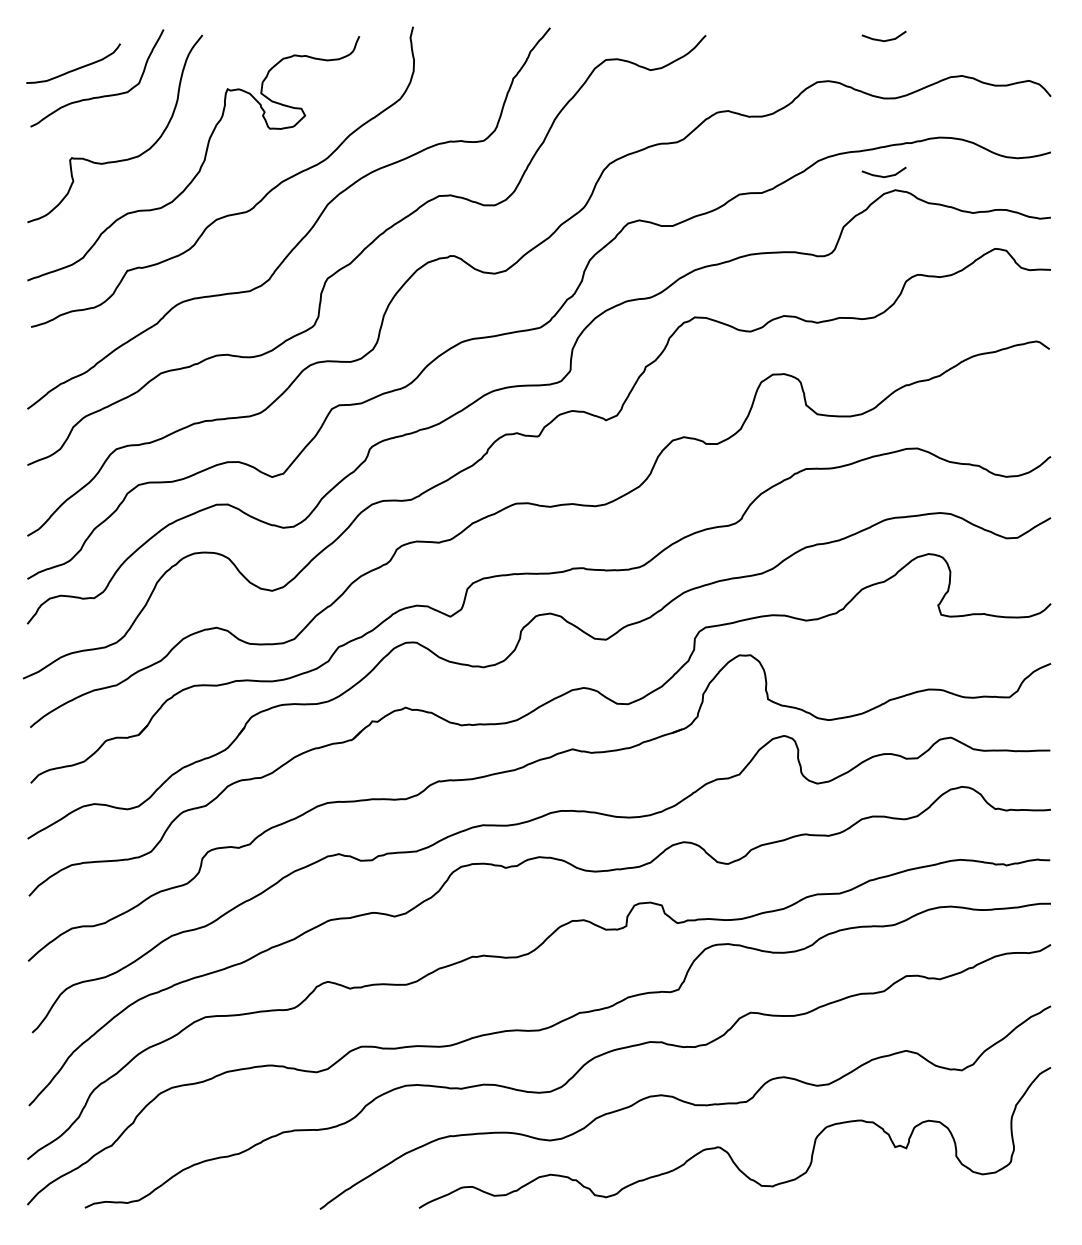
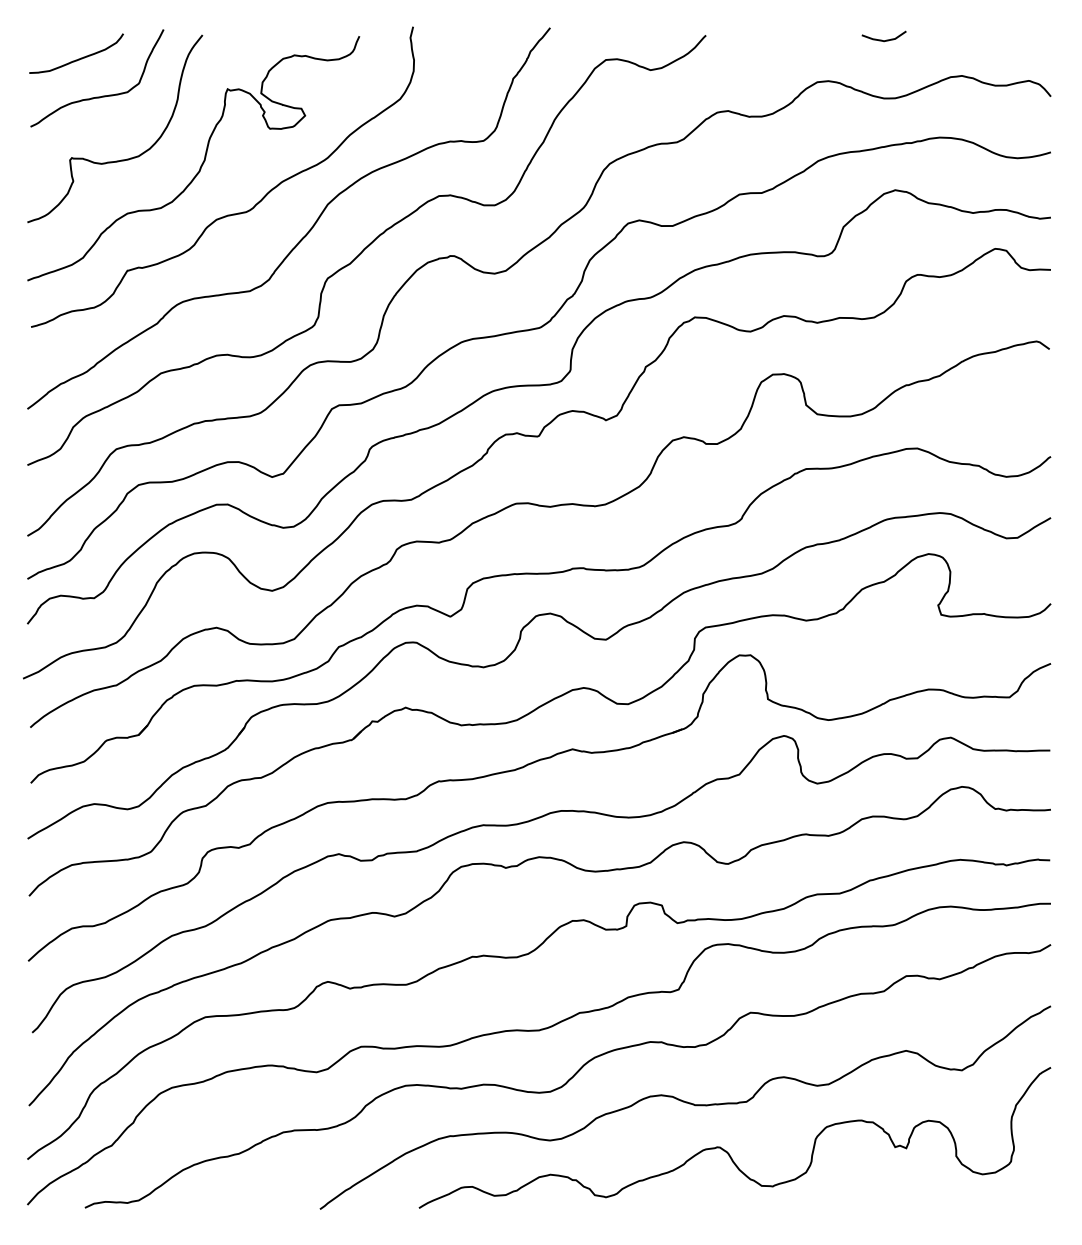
curve position: (75, 68) -> (78, 58) (78, 58)
curve: present -> none (881, 175)
